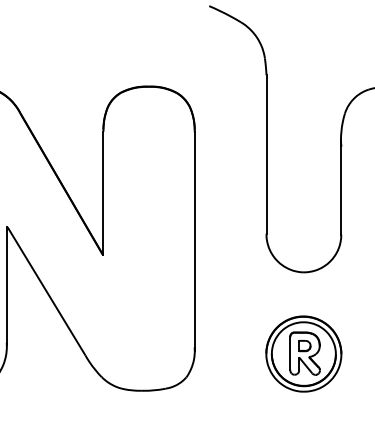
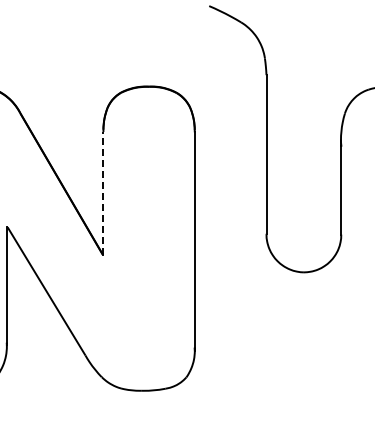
line: solid -> dashed (103, 192)
part: present -> none (303, 353)
